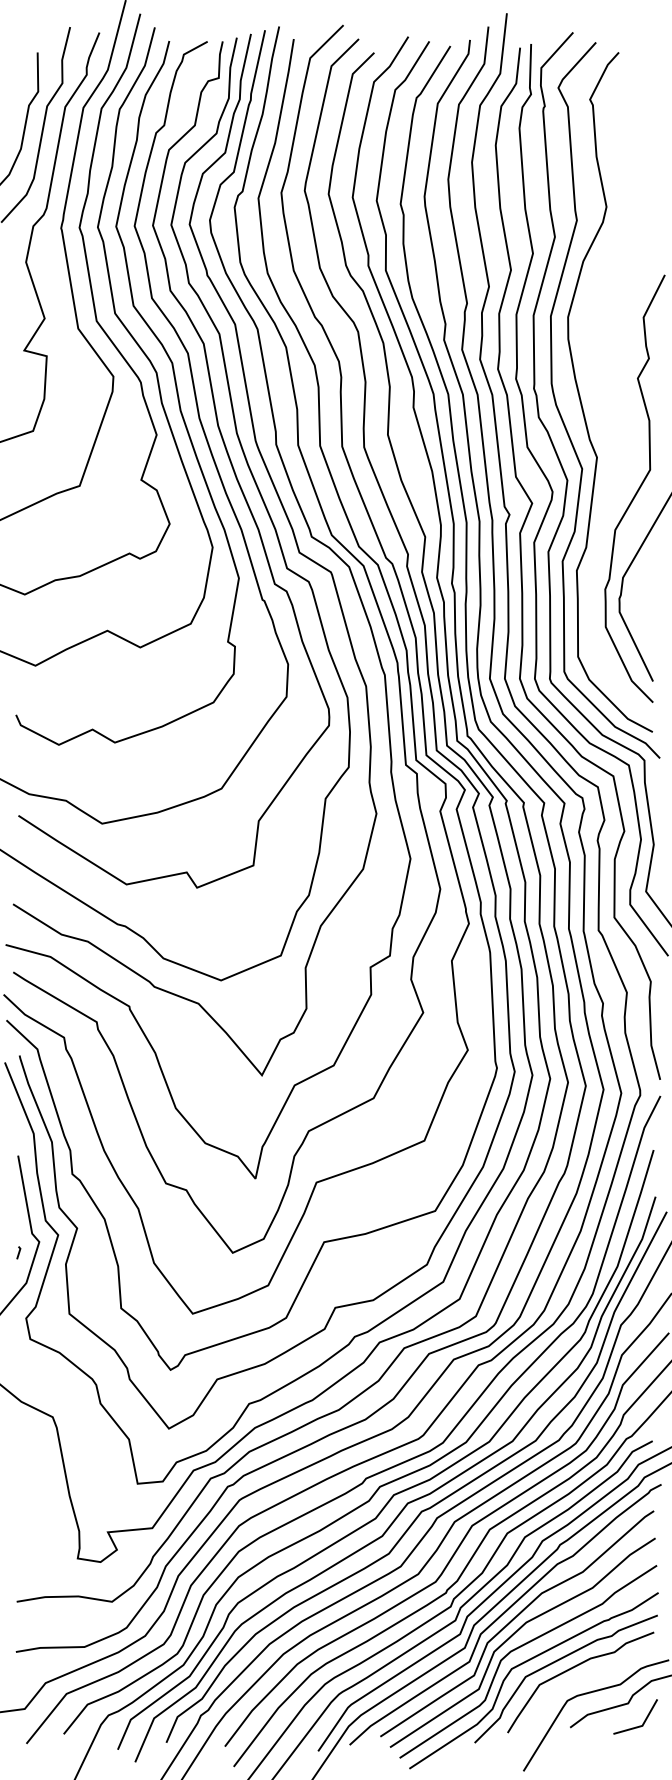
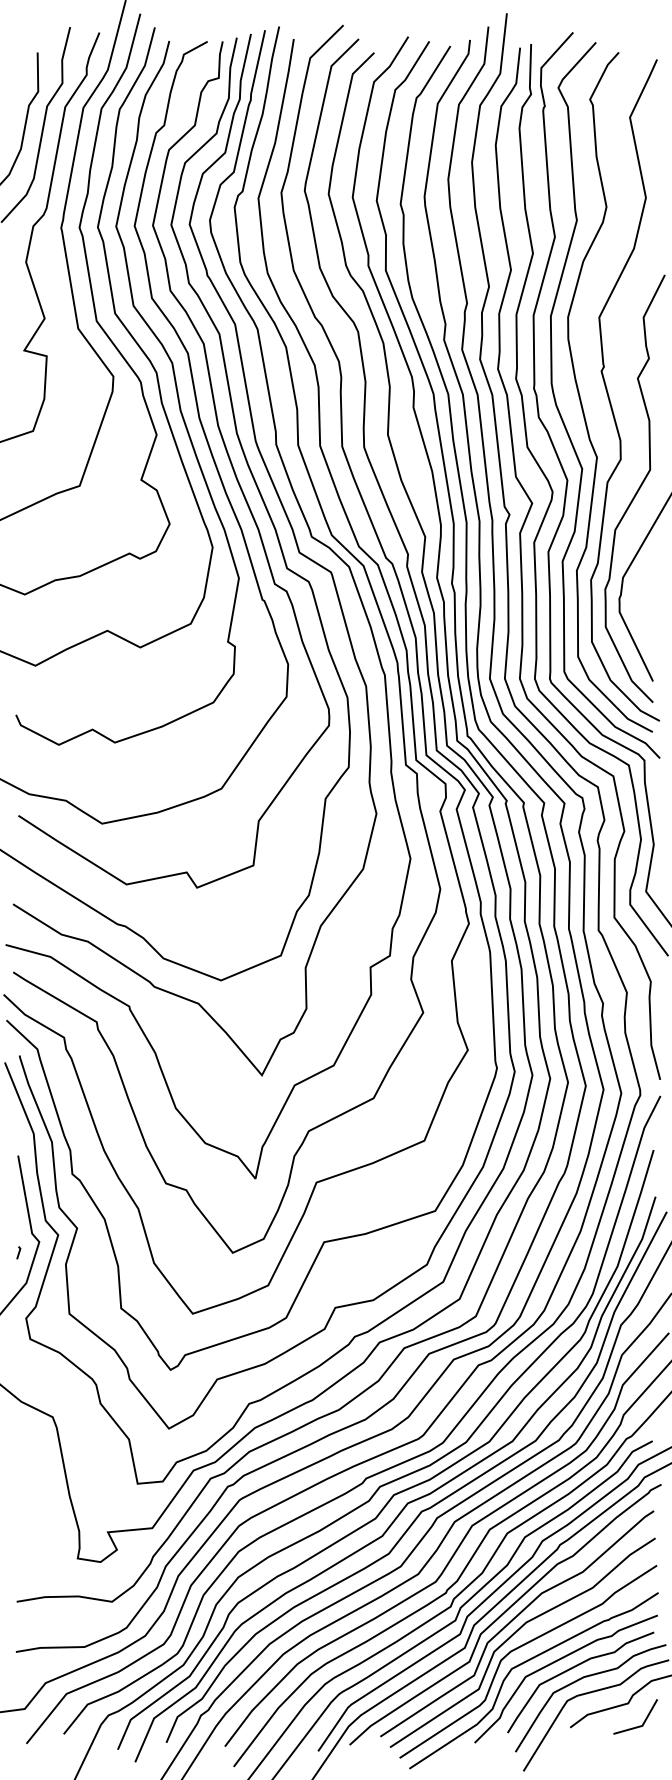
curve: none -> present (609, 395)
curve: none -> present (581, 1679)
